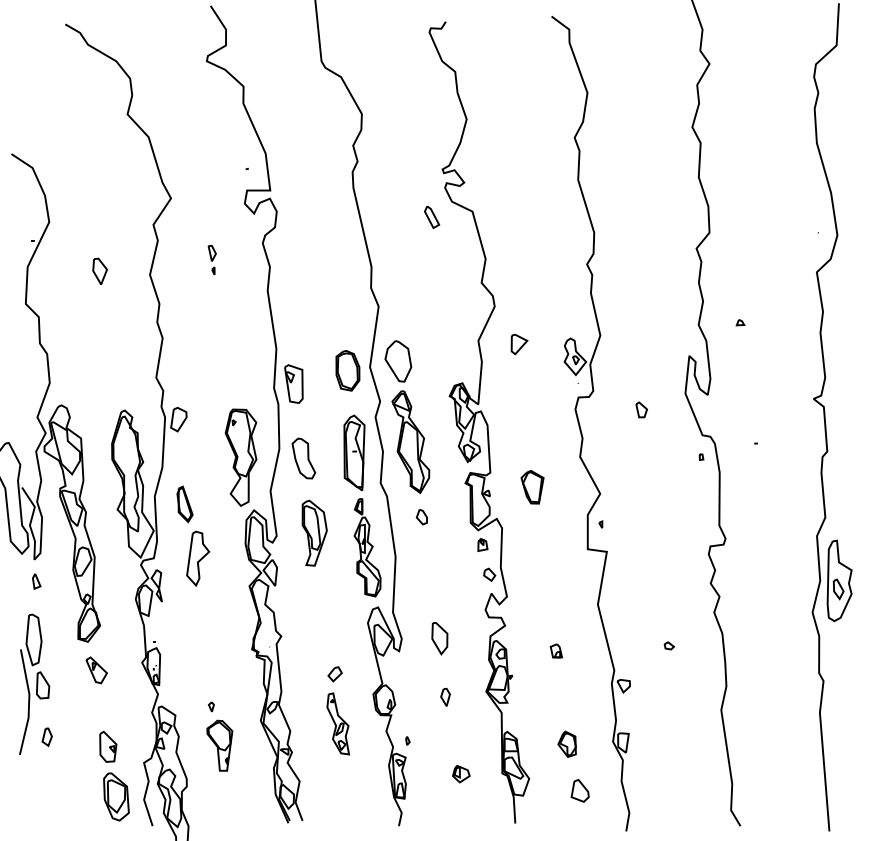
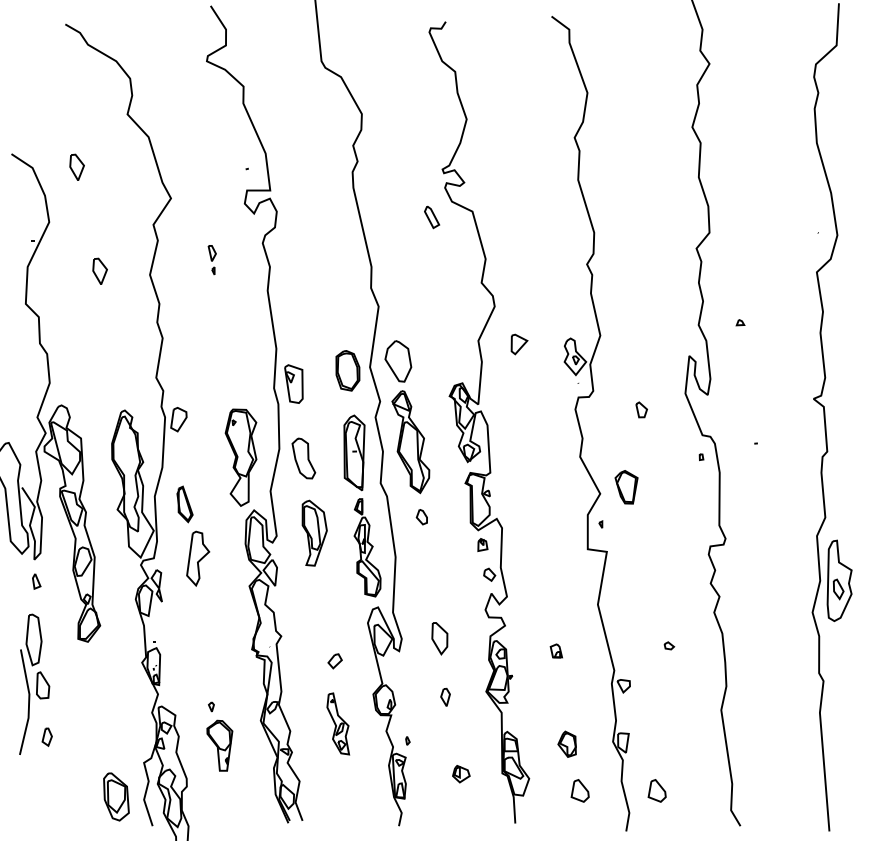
part: none -> present (76, 166)
part position: (532, 487) -> (626, 487) (626, 487)
part: present -> none (96, 670)
part position: (334, 674) -> (334, 661) (334, 661)
part: present -> none (108, 746)
part: none -> present (656, 790)
